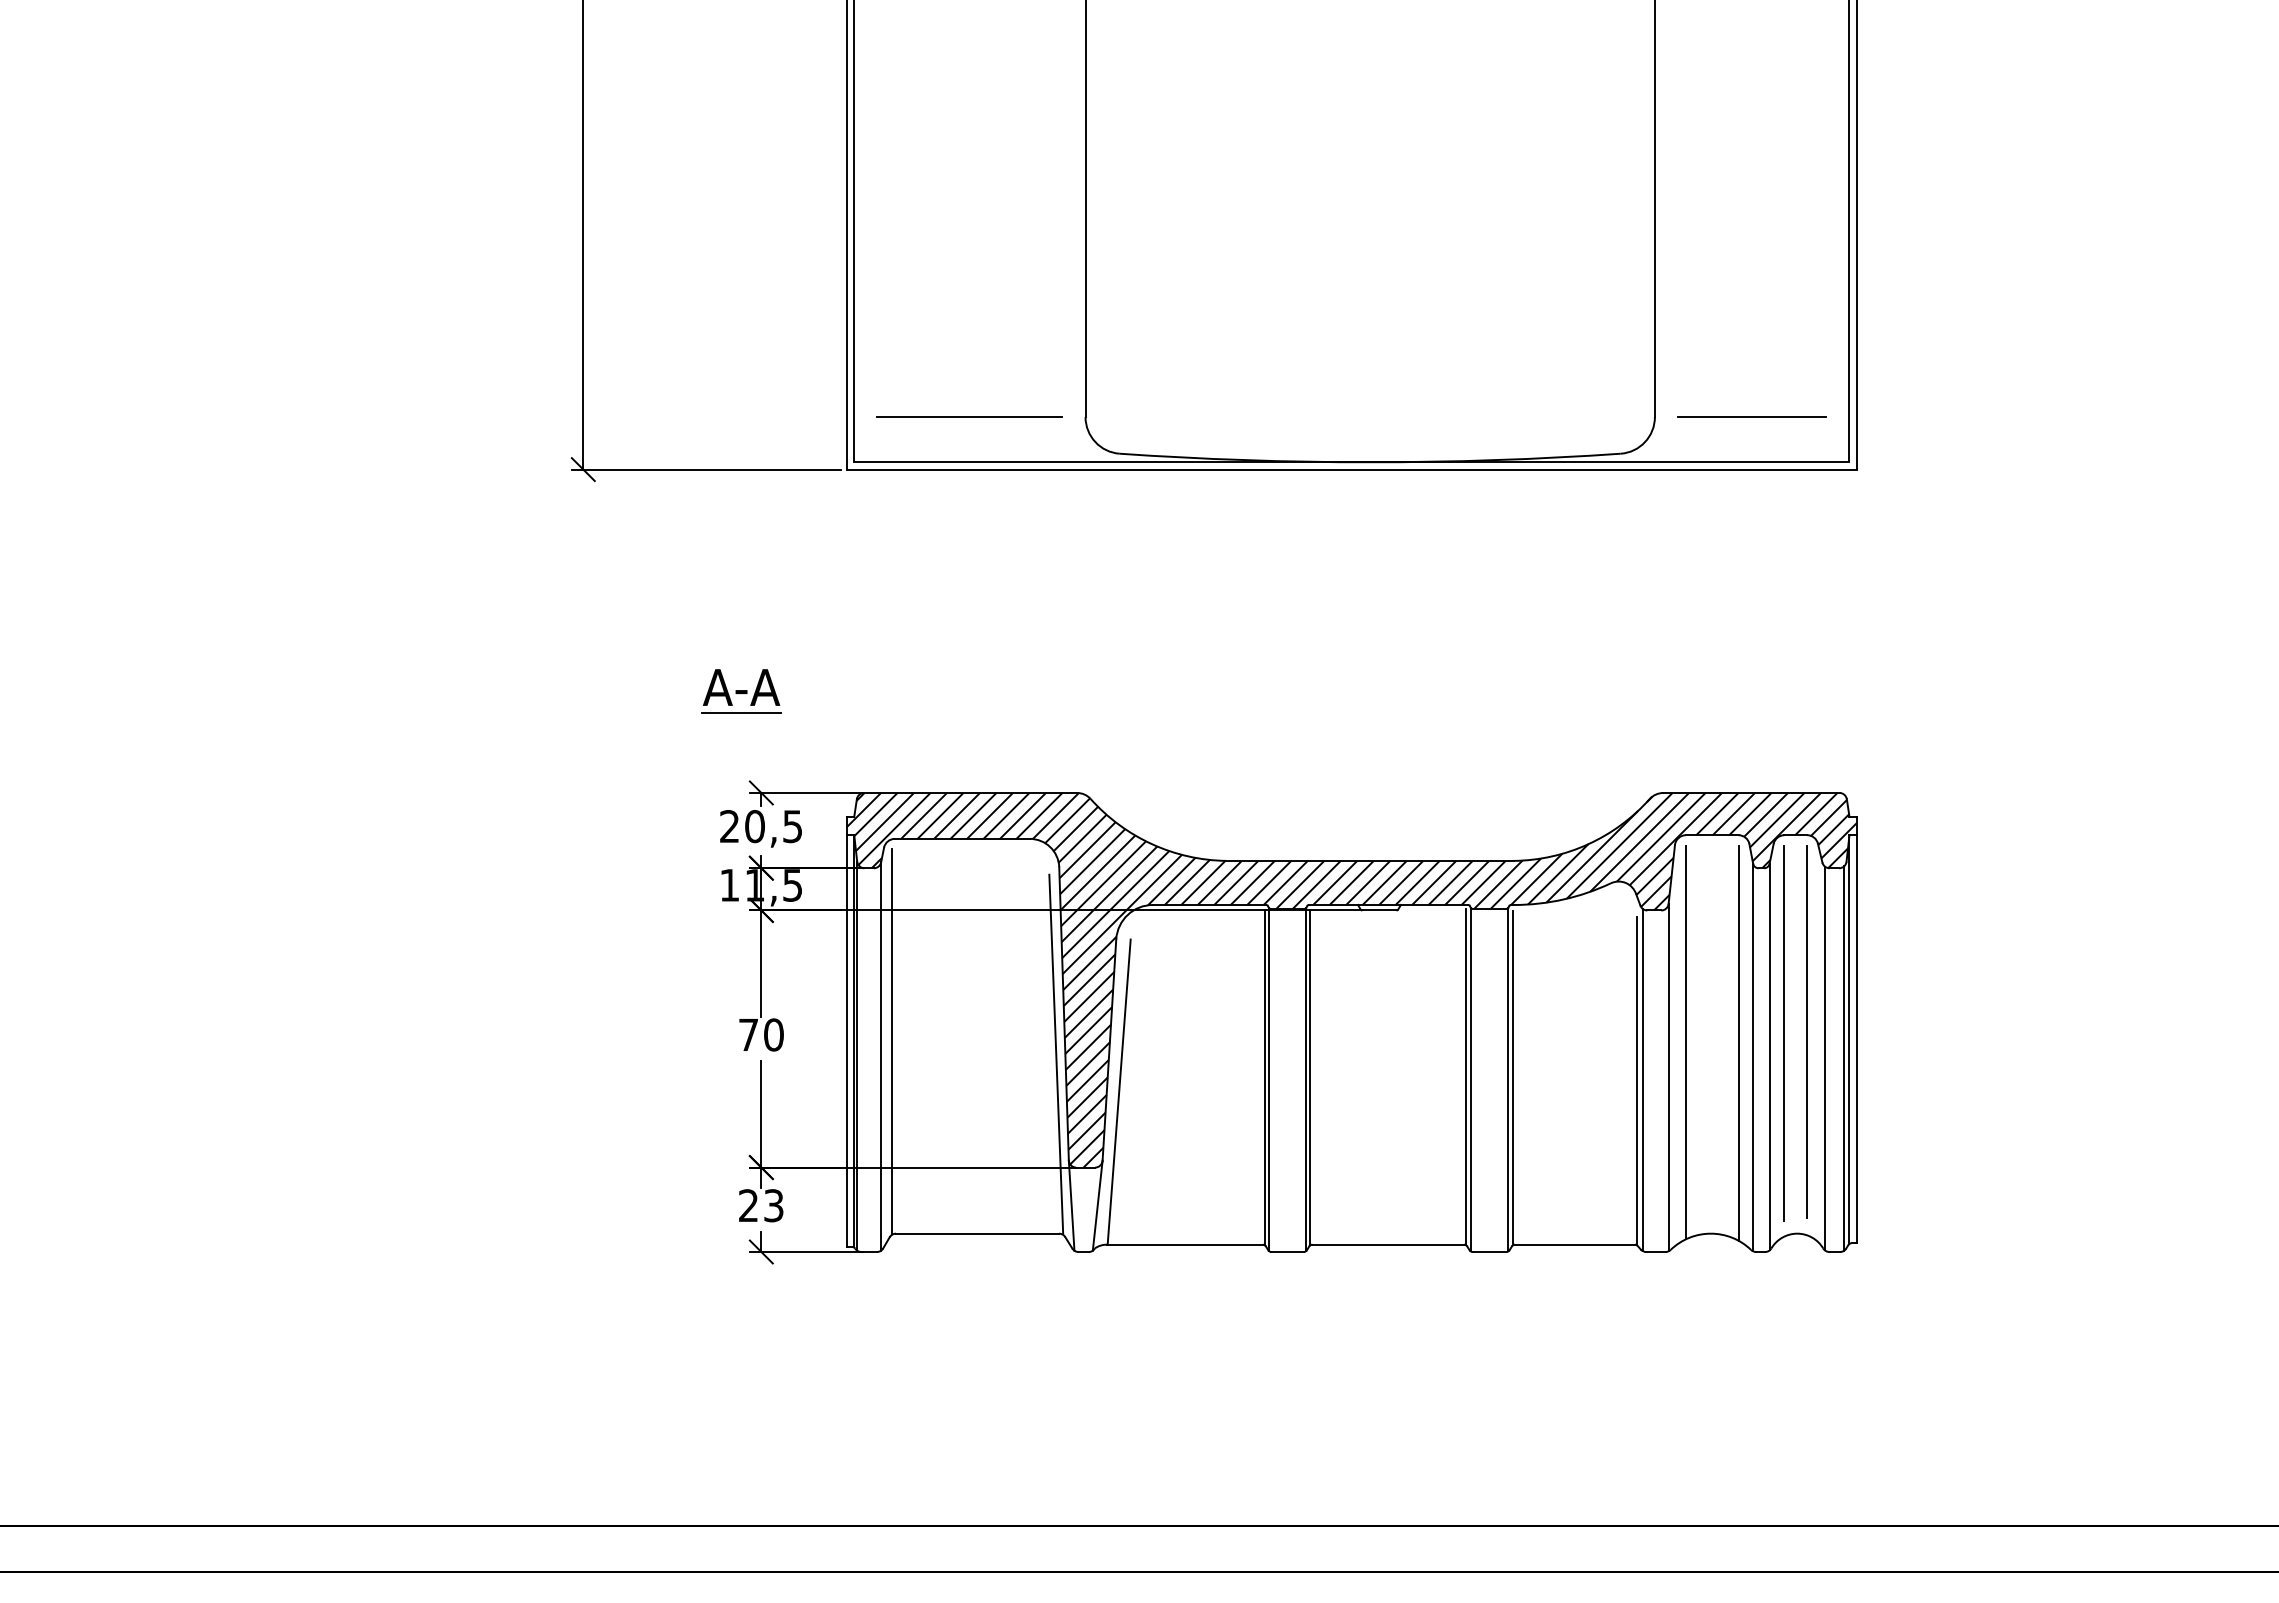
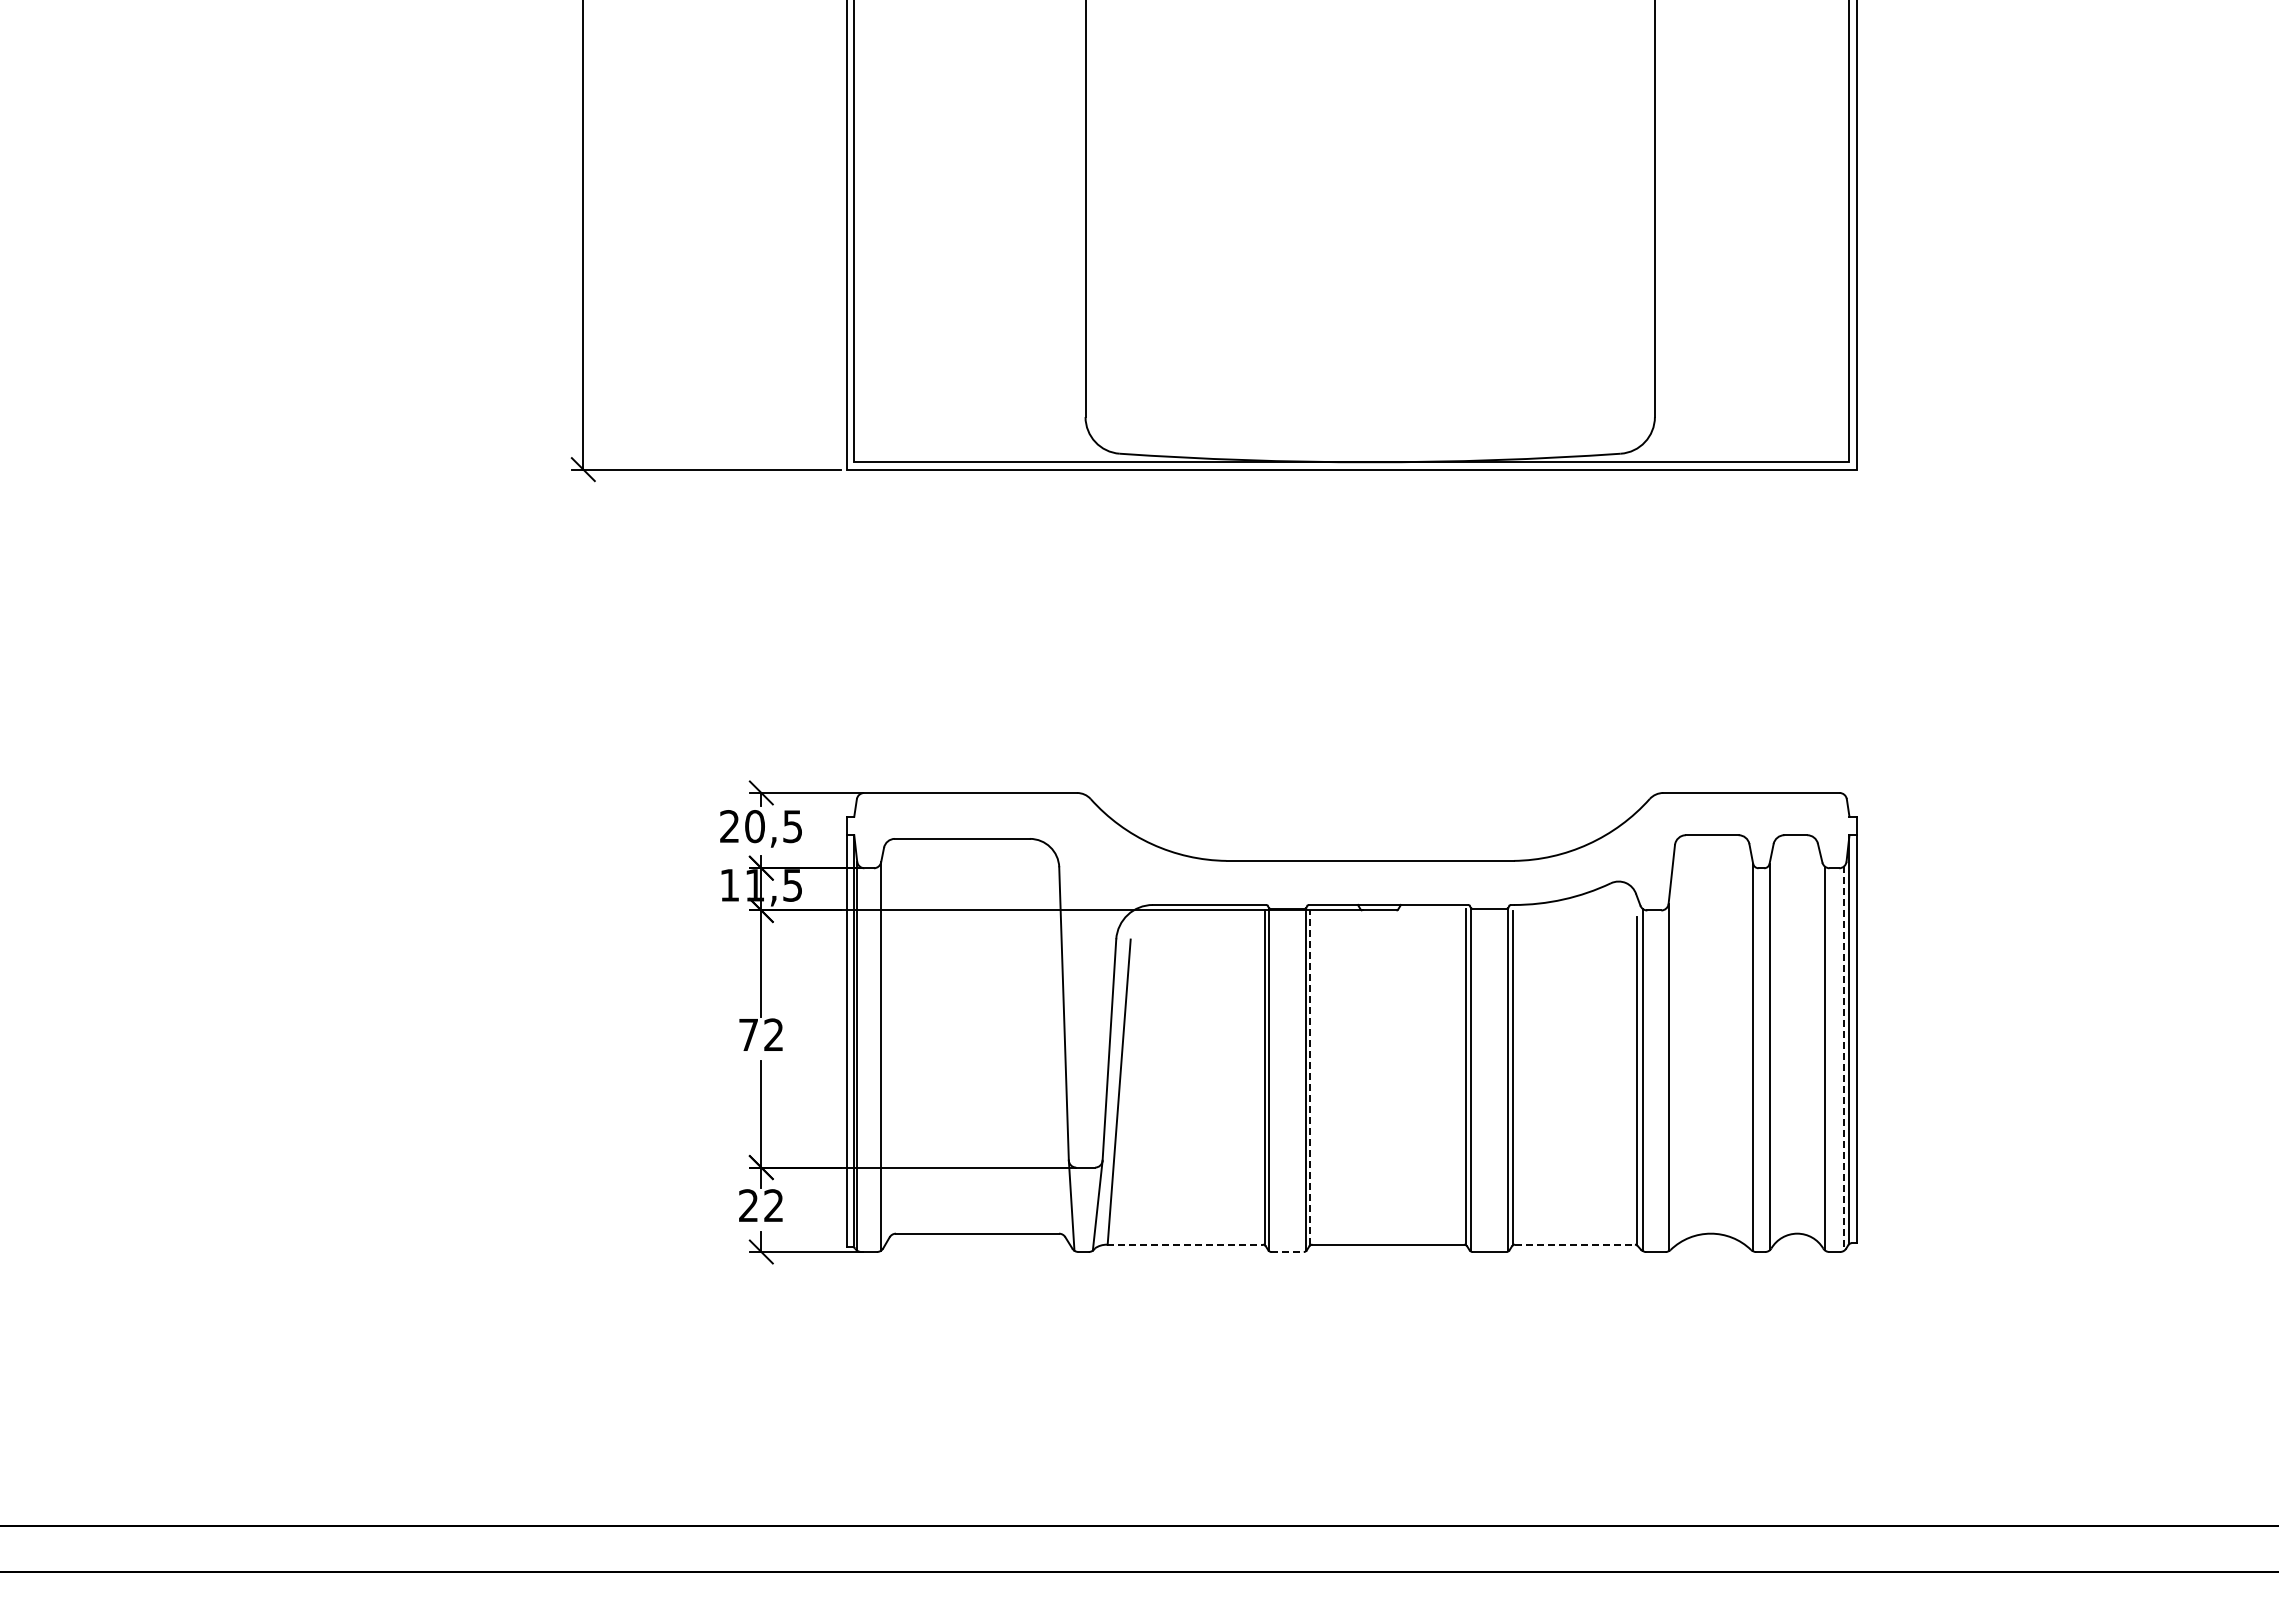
line: present -> none (969, 416)
line: present -> none (1751, 417)
part: present -> none (741, 691)
hatch: present -> none (1351, 979)
line: present -> none (1807, 1032)
line: present -> none (1783, 1033)
text: 70 -> 72 (773, 1034)
line: present -> none (891, 1041)
line: present -> none (1685, 1042)
line: present -> none (1738, 1043)
line: present -> none (1056, 1053)
line: solid -> dashed (1844, 1059)
line: solid -> dashed (1310, 1077)
text: 23 -> 22 (773, 1205)
line: solid -> dashed (1184, 1244)
line: solid -> dashed (1574, 1244)
line: solid -> dashed (1288, 1252)
